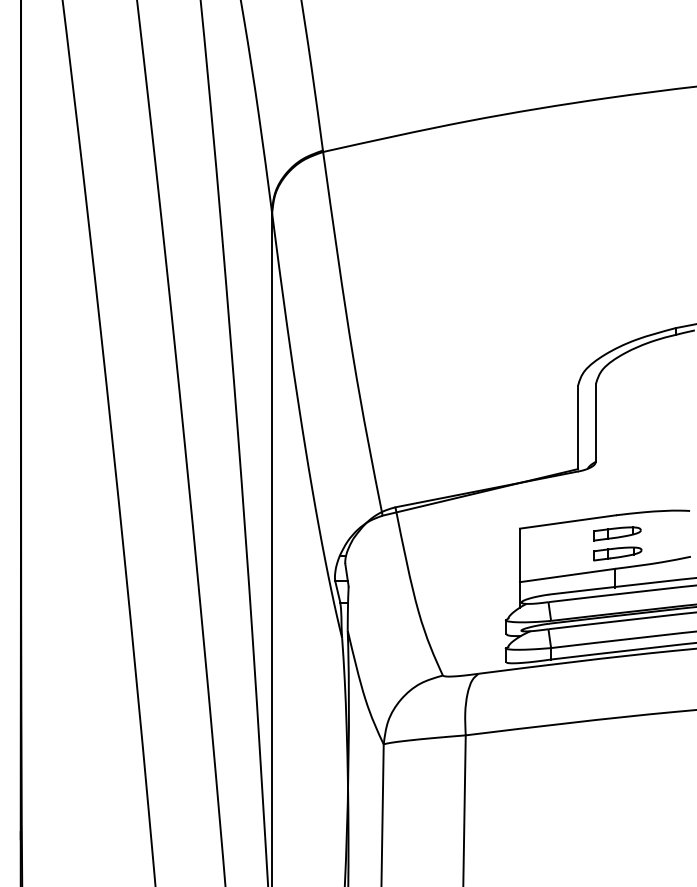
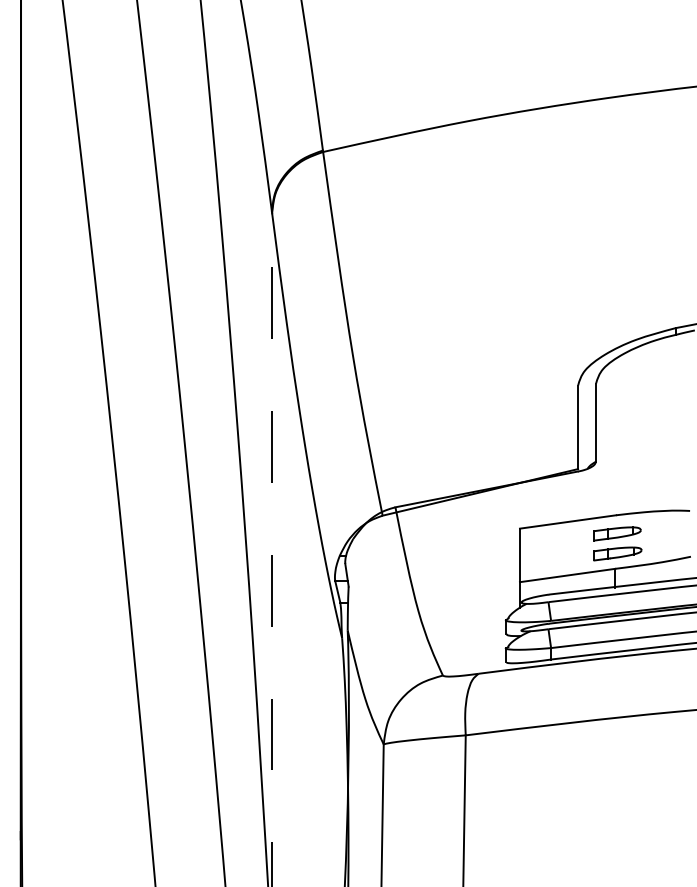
line: solid -> dashed (271, 548)
